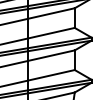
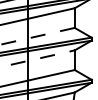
line: solid -> dashed (37, 36)
line: solid -> dashed (37, 58)
